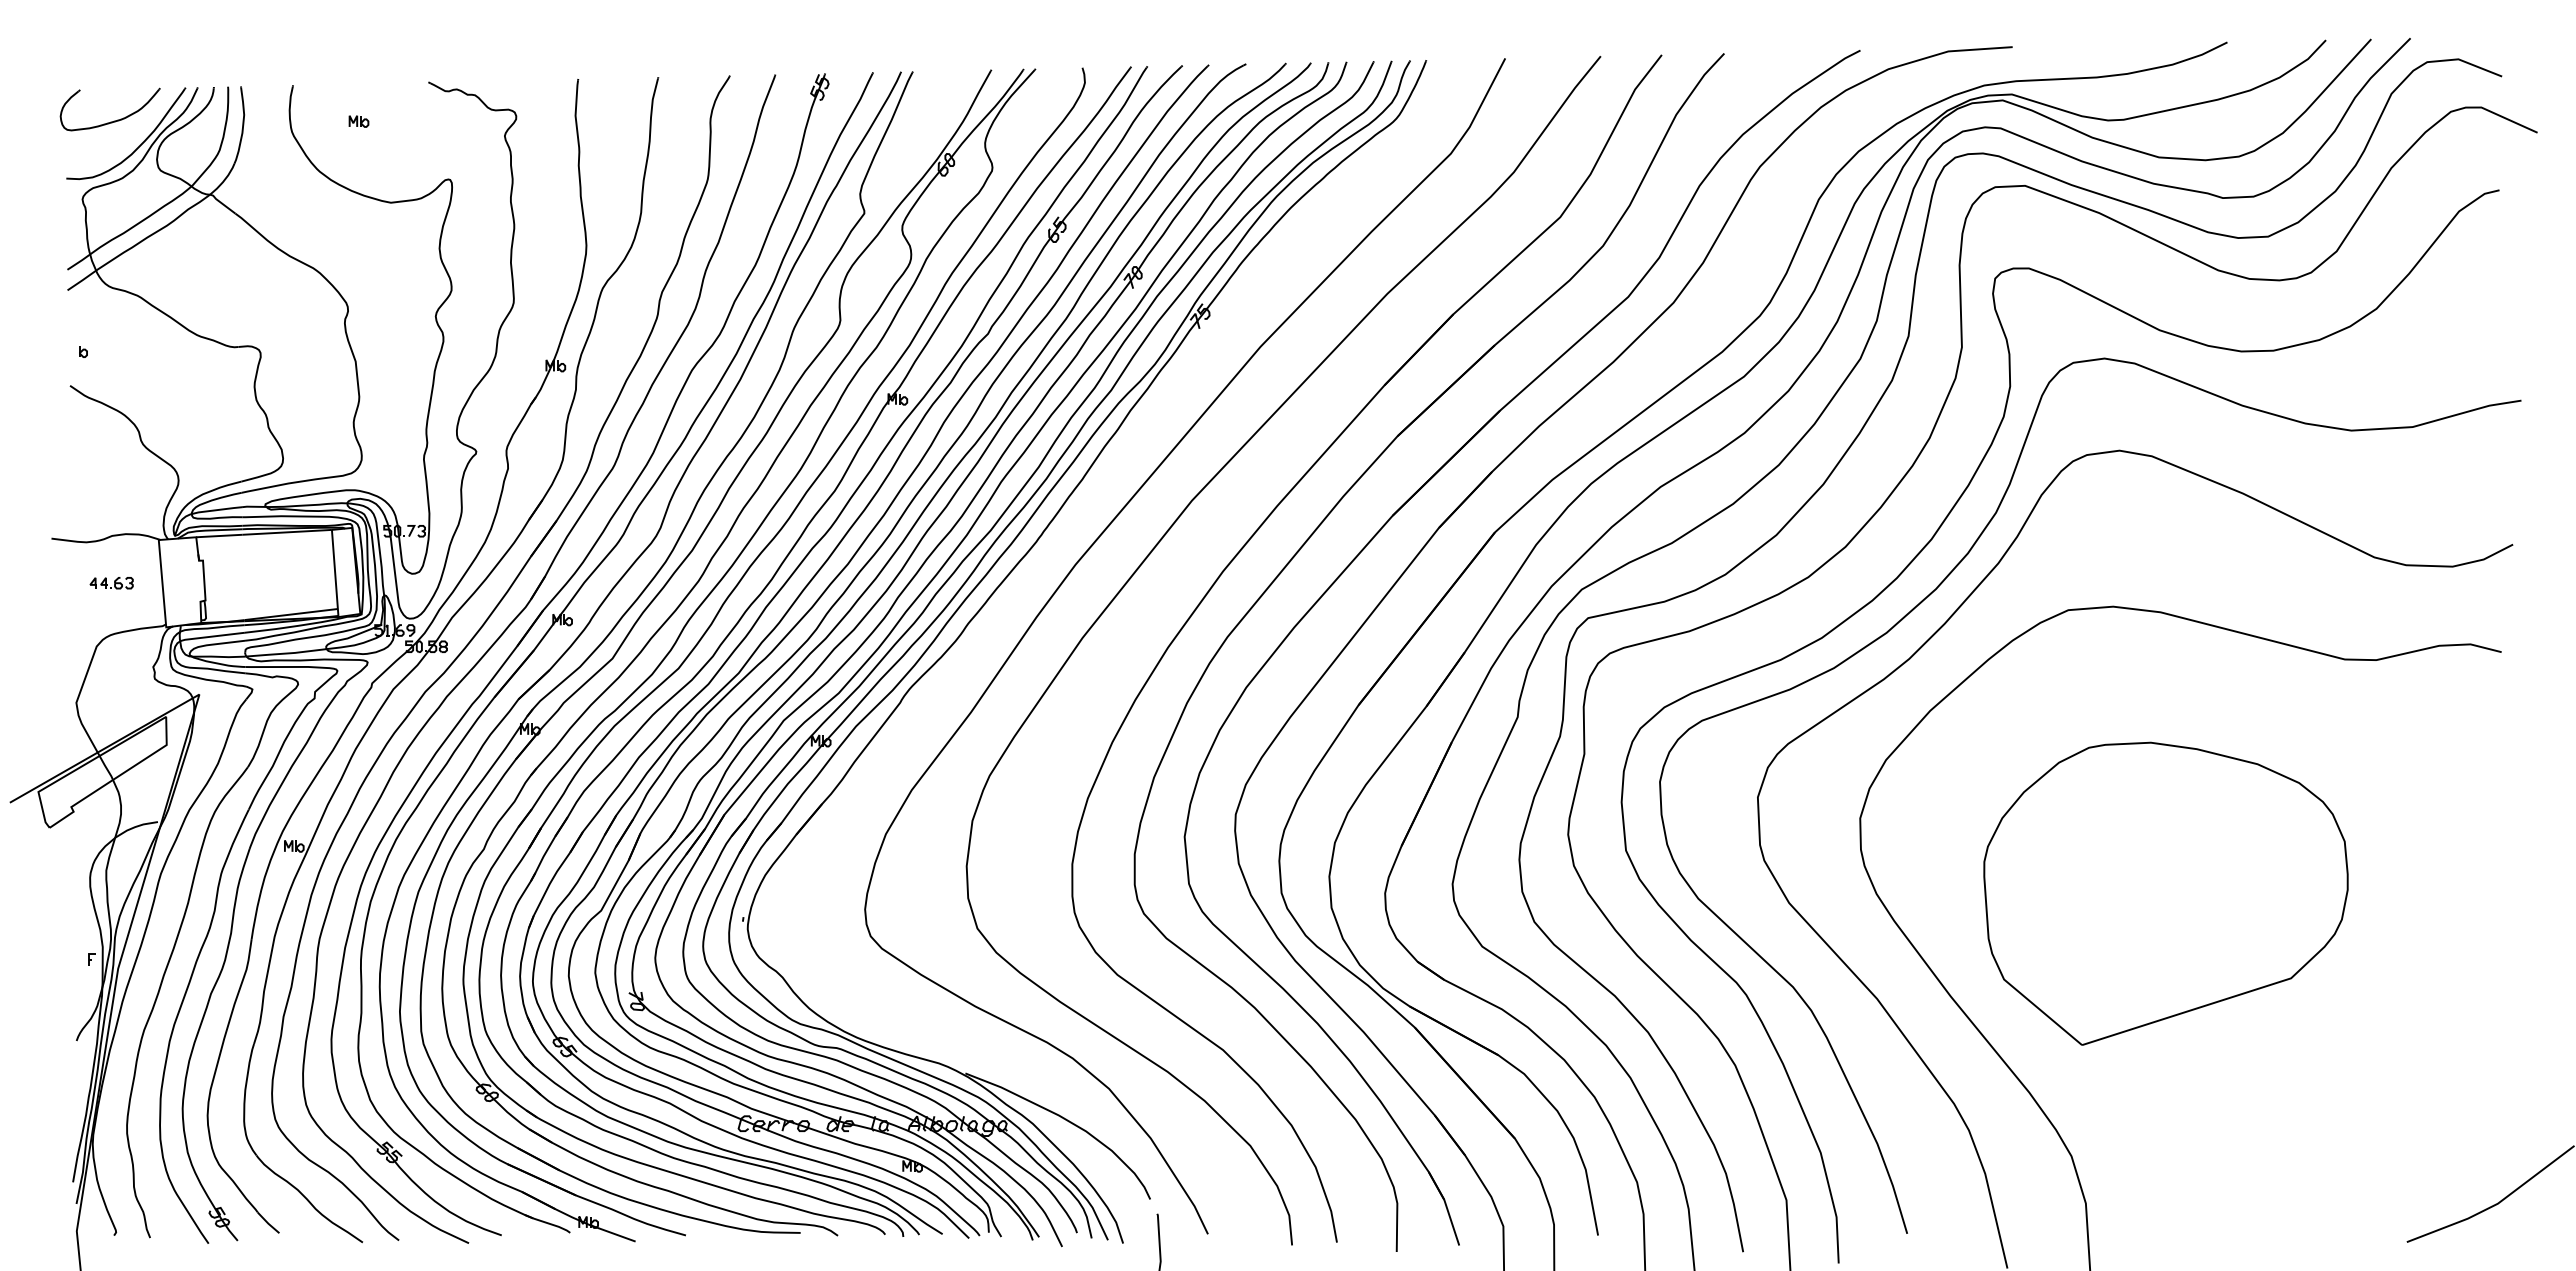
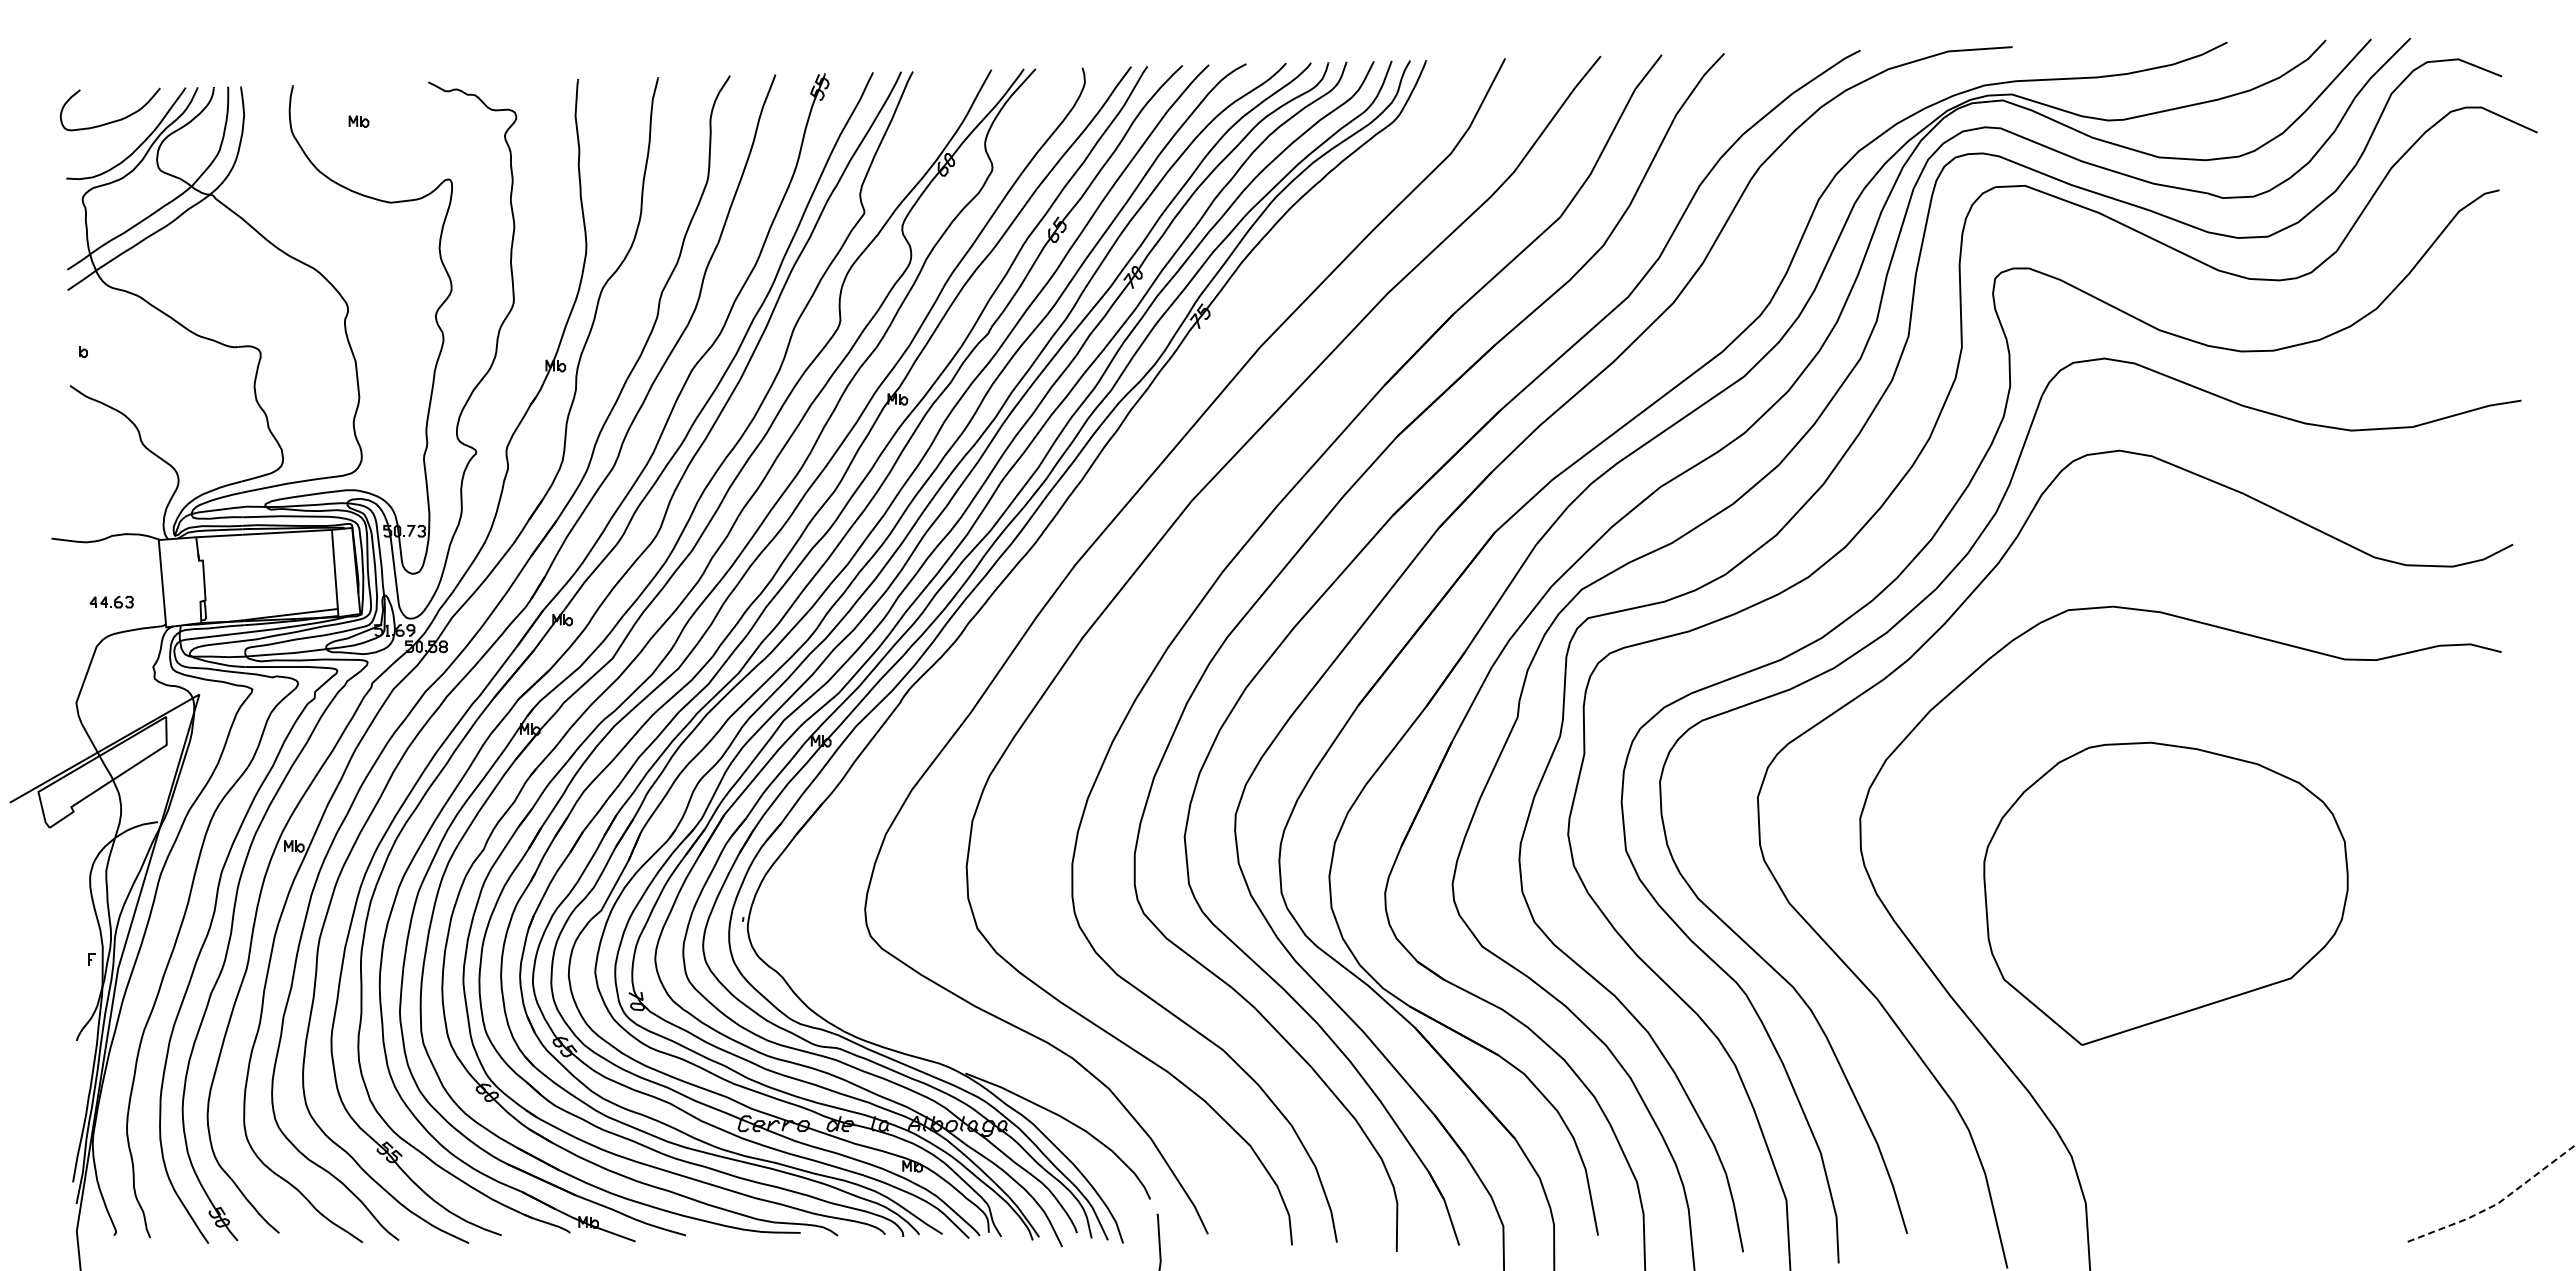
part position: (111, 583) -> (111, 602) (111, 602)
line: solid -> dashed (2496, 1204)
